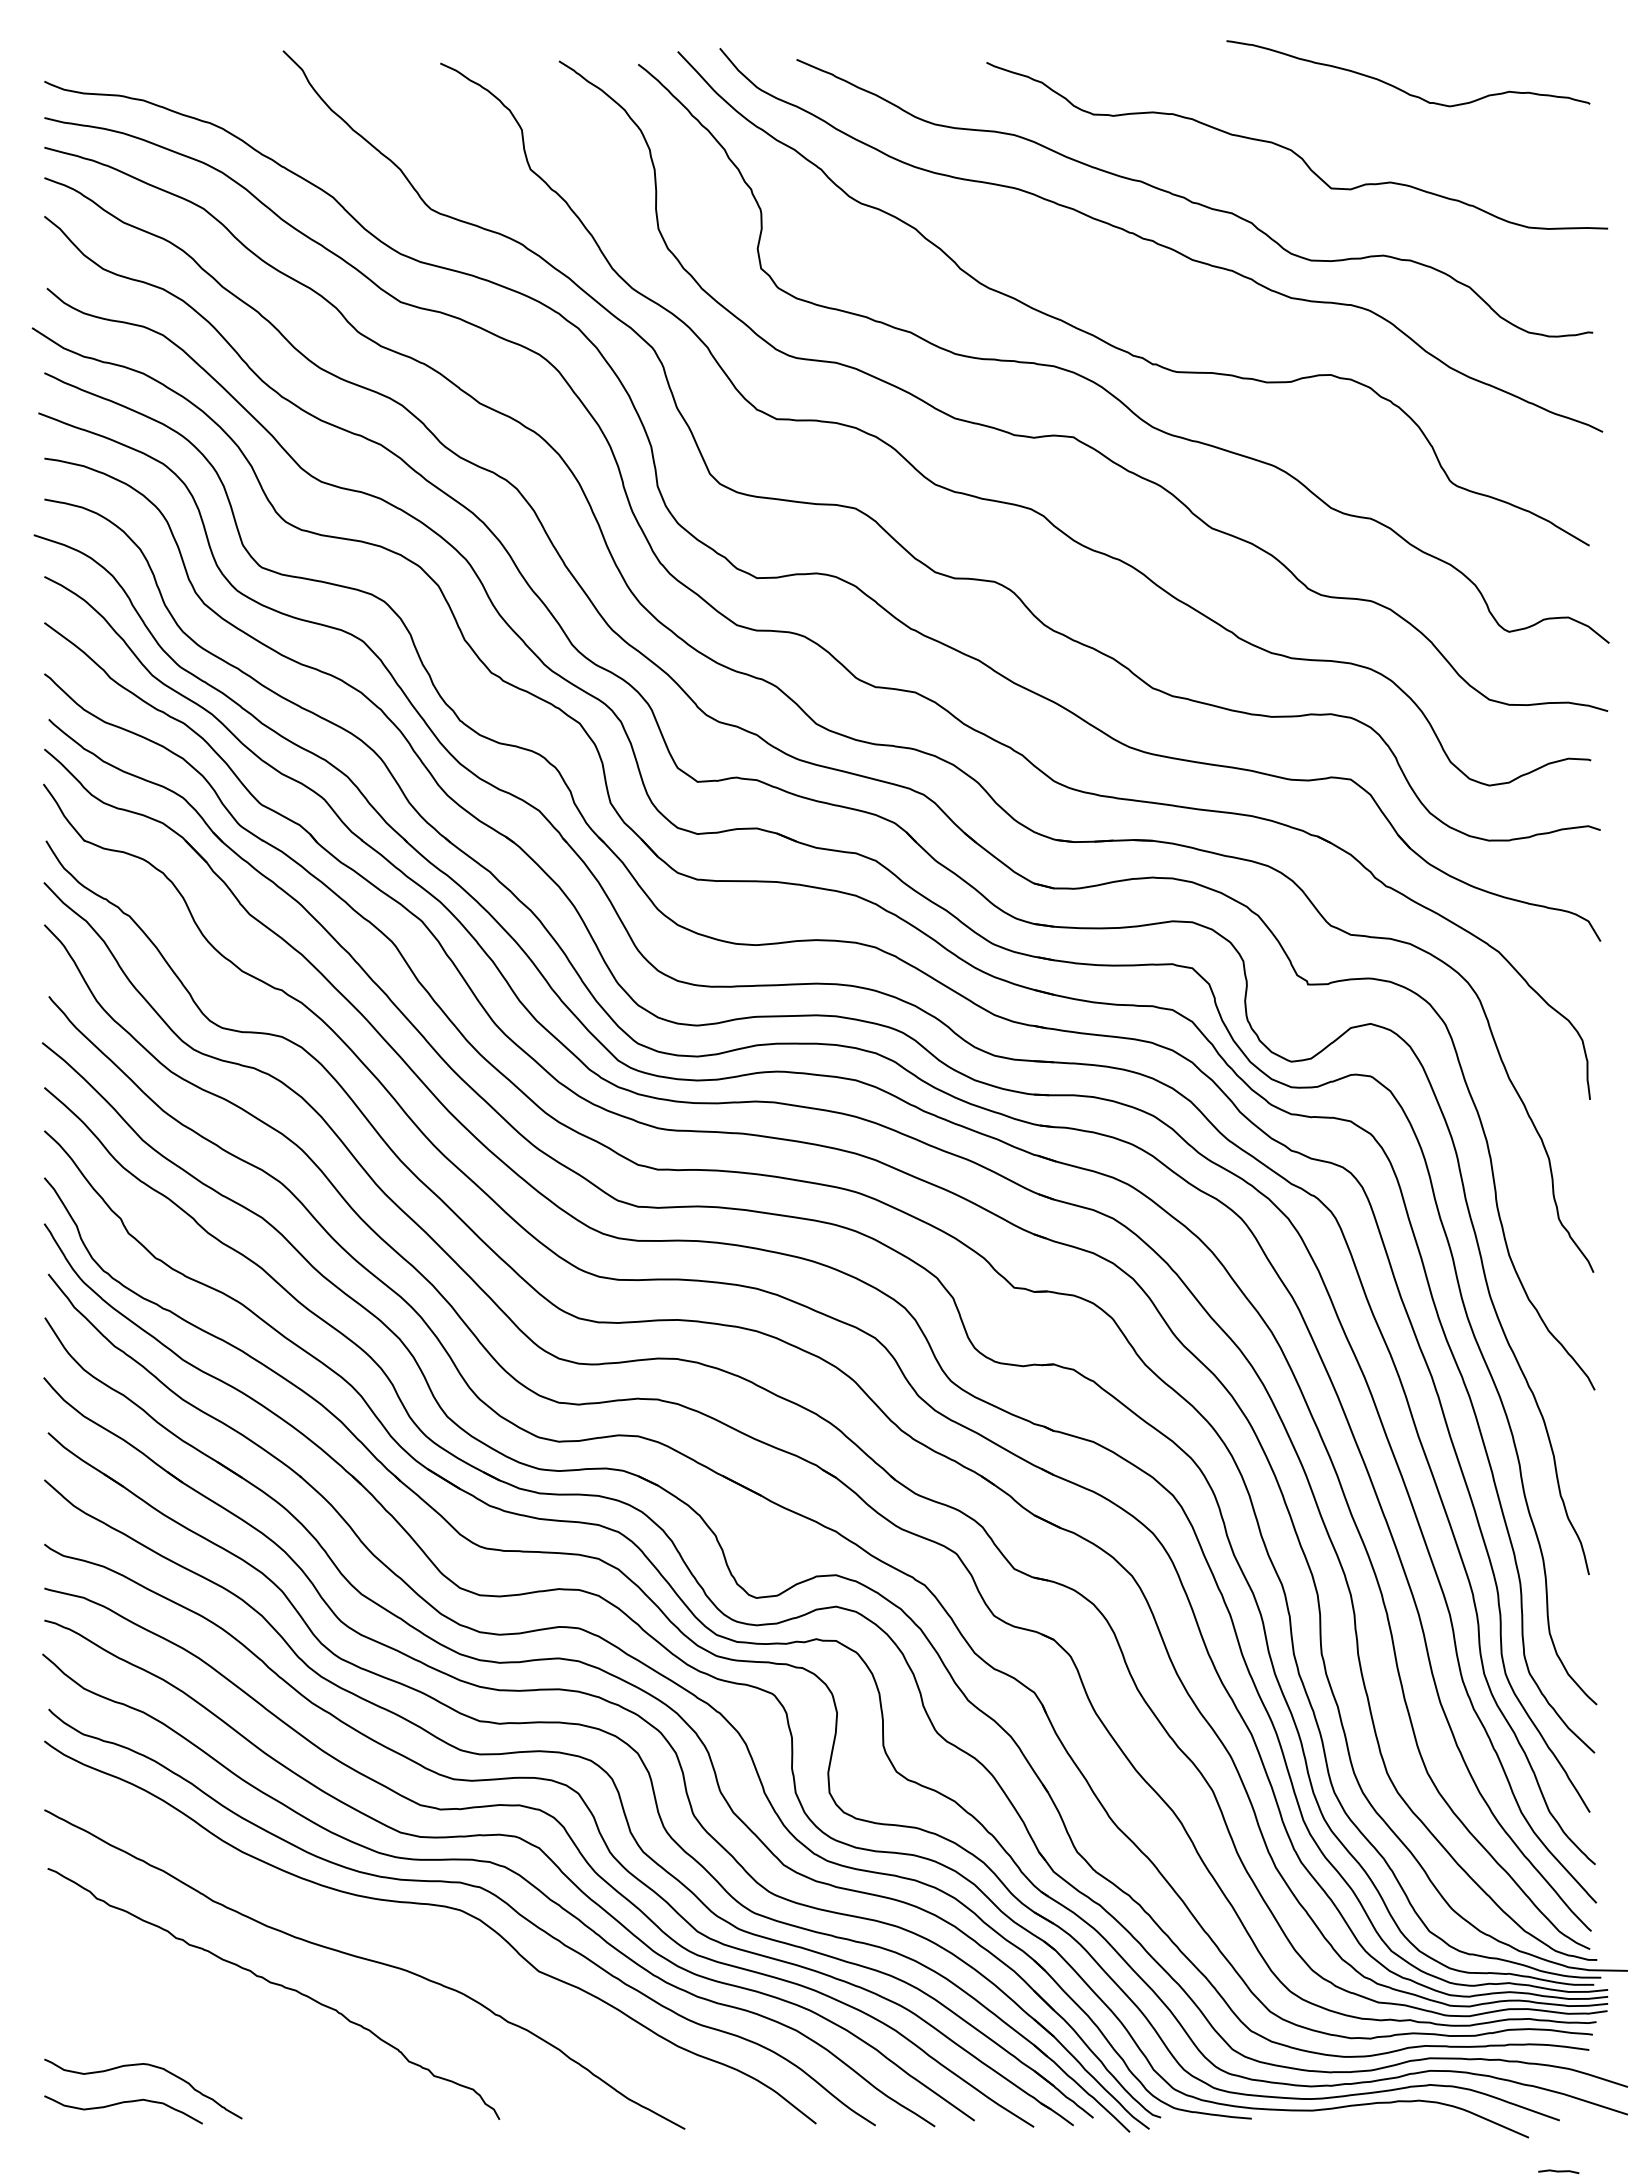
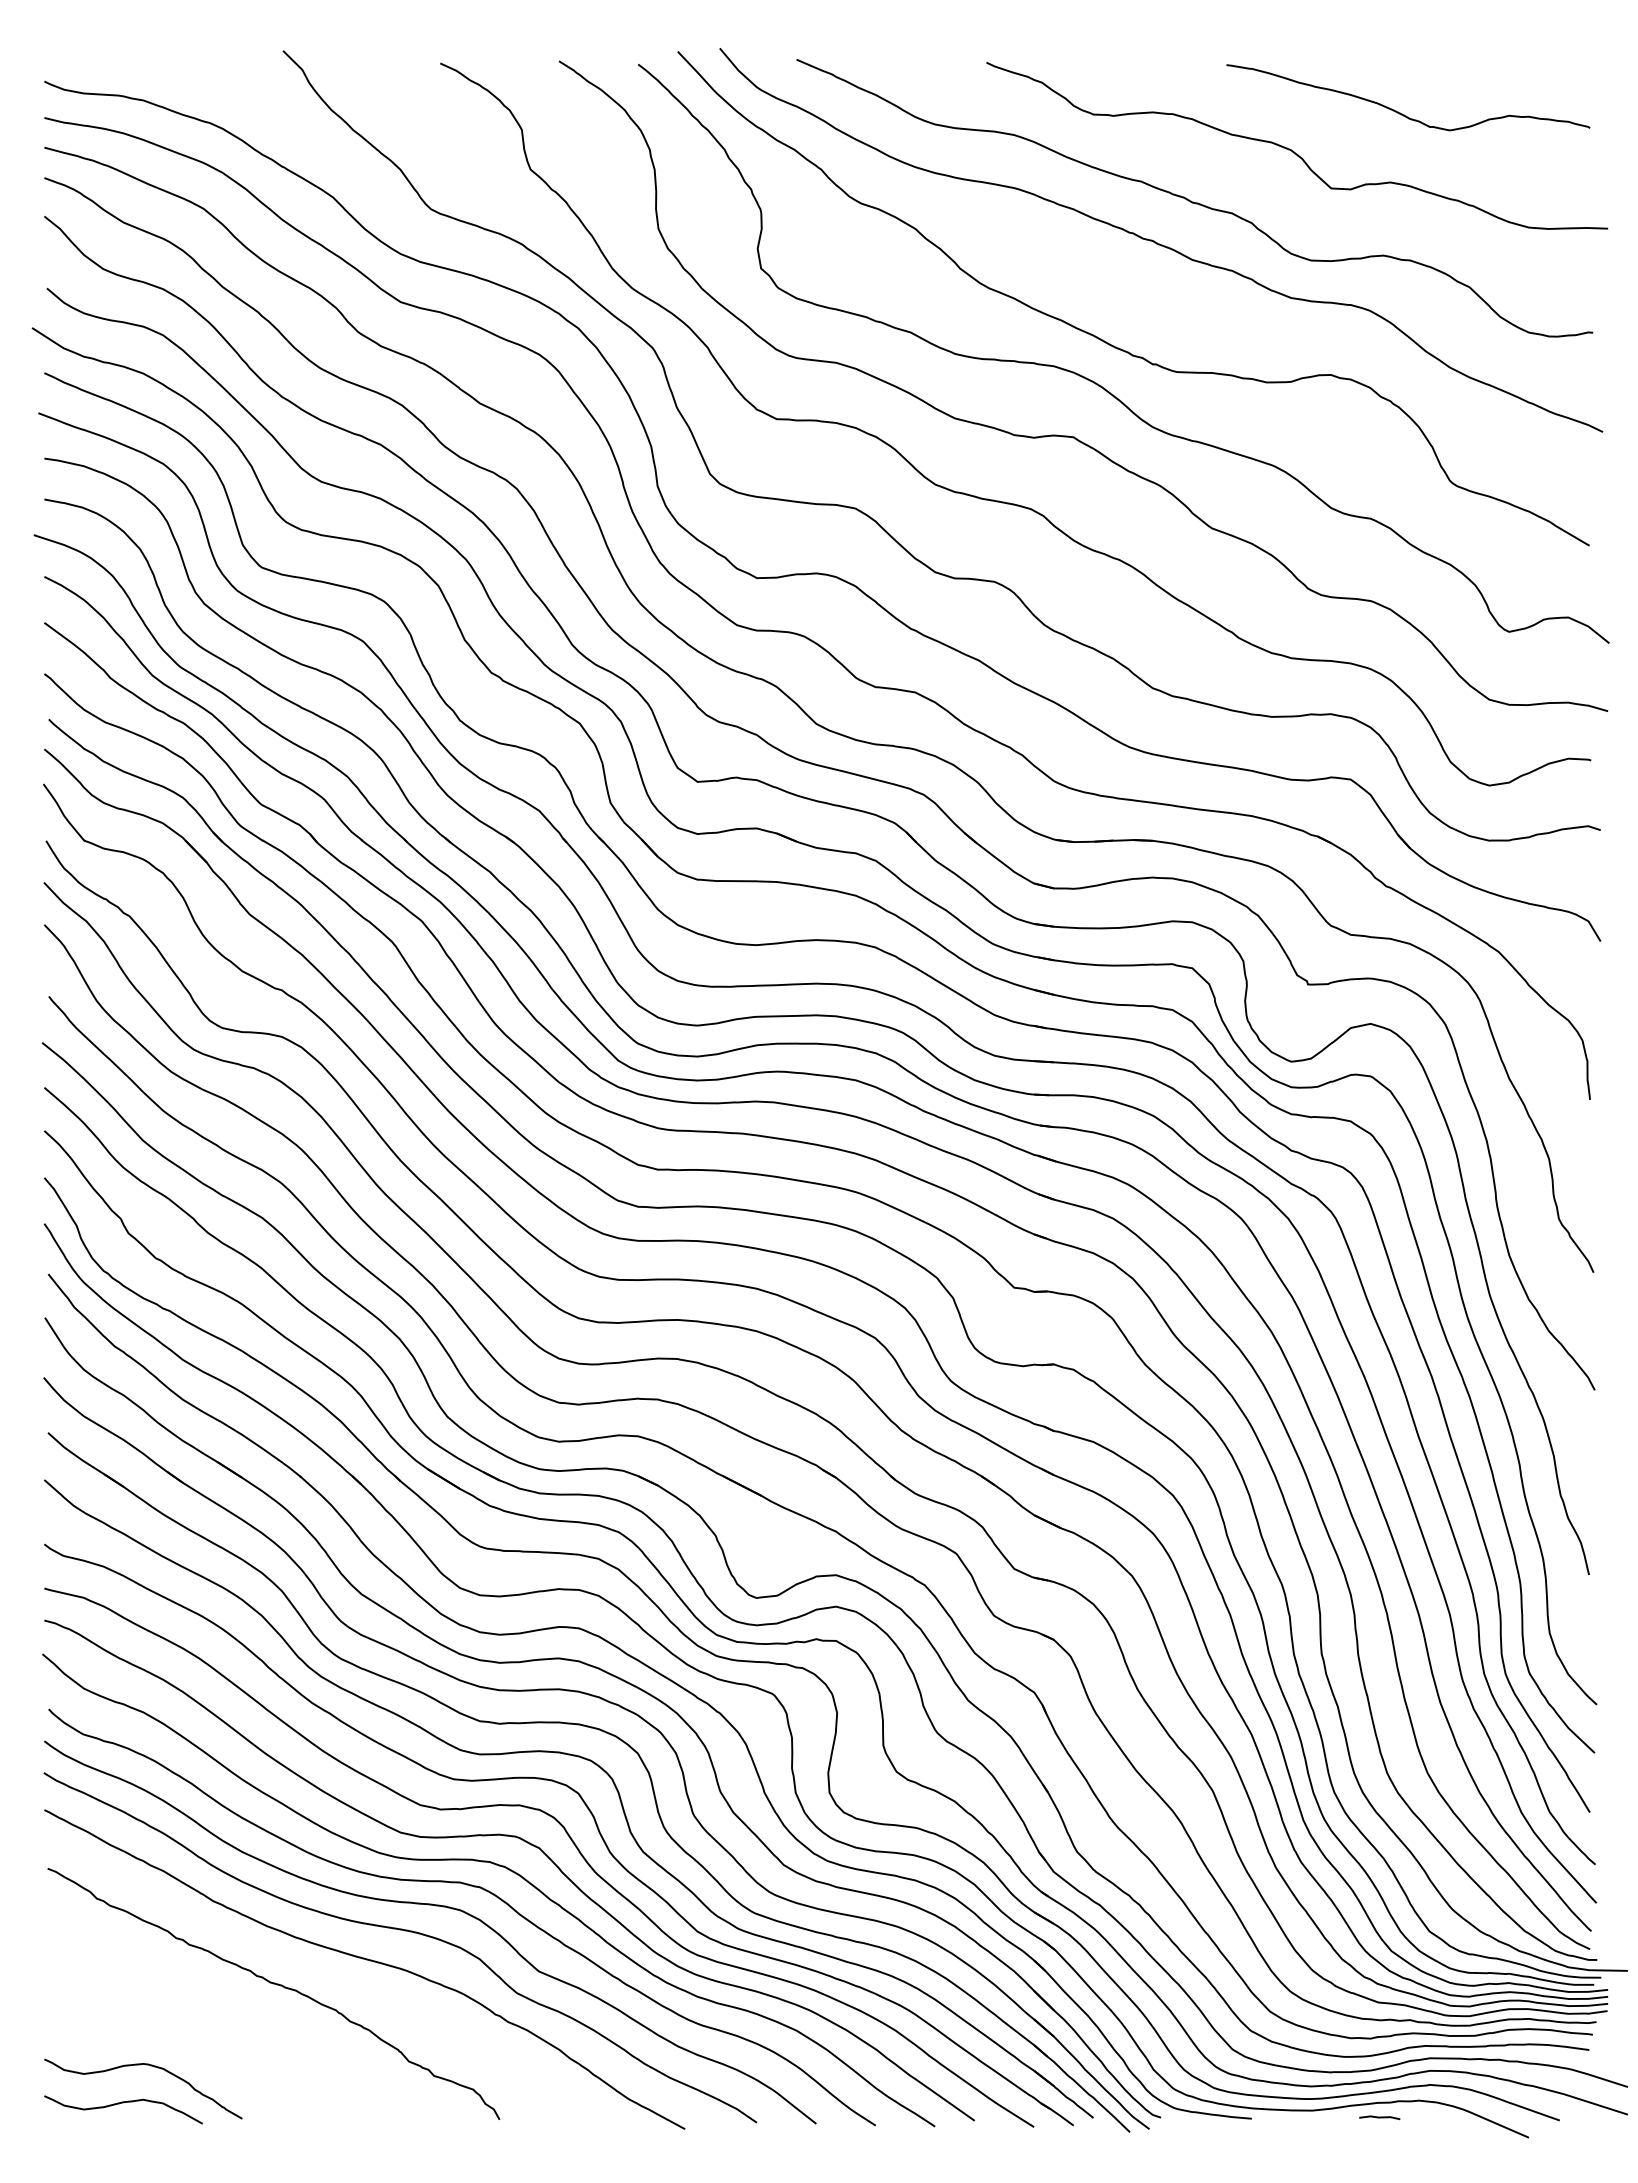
curve position: (1400, 88) -> (1400, 112) (1400, 112)
curve: none -> present (404, 1931)
line position: (1558, 2171) -> (1379, 2117) (1379, 2117)
